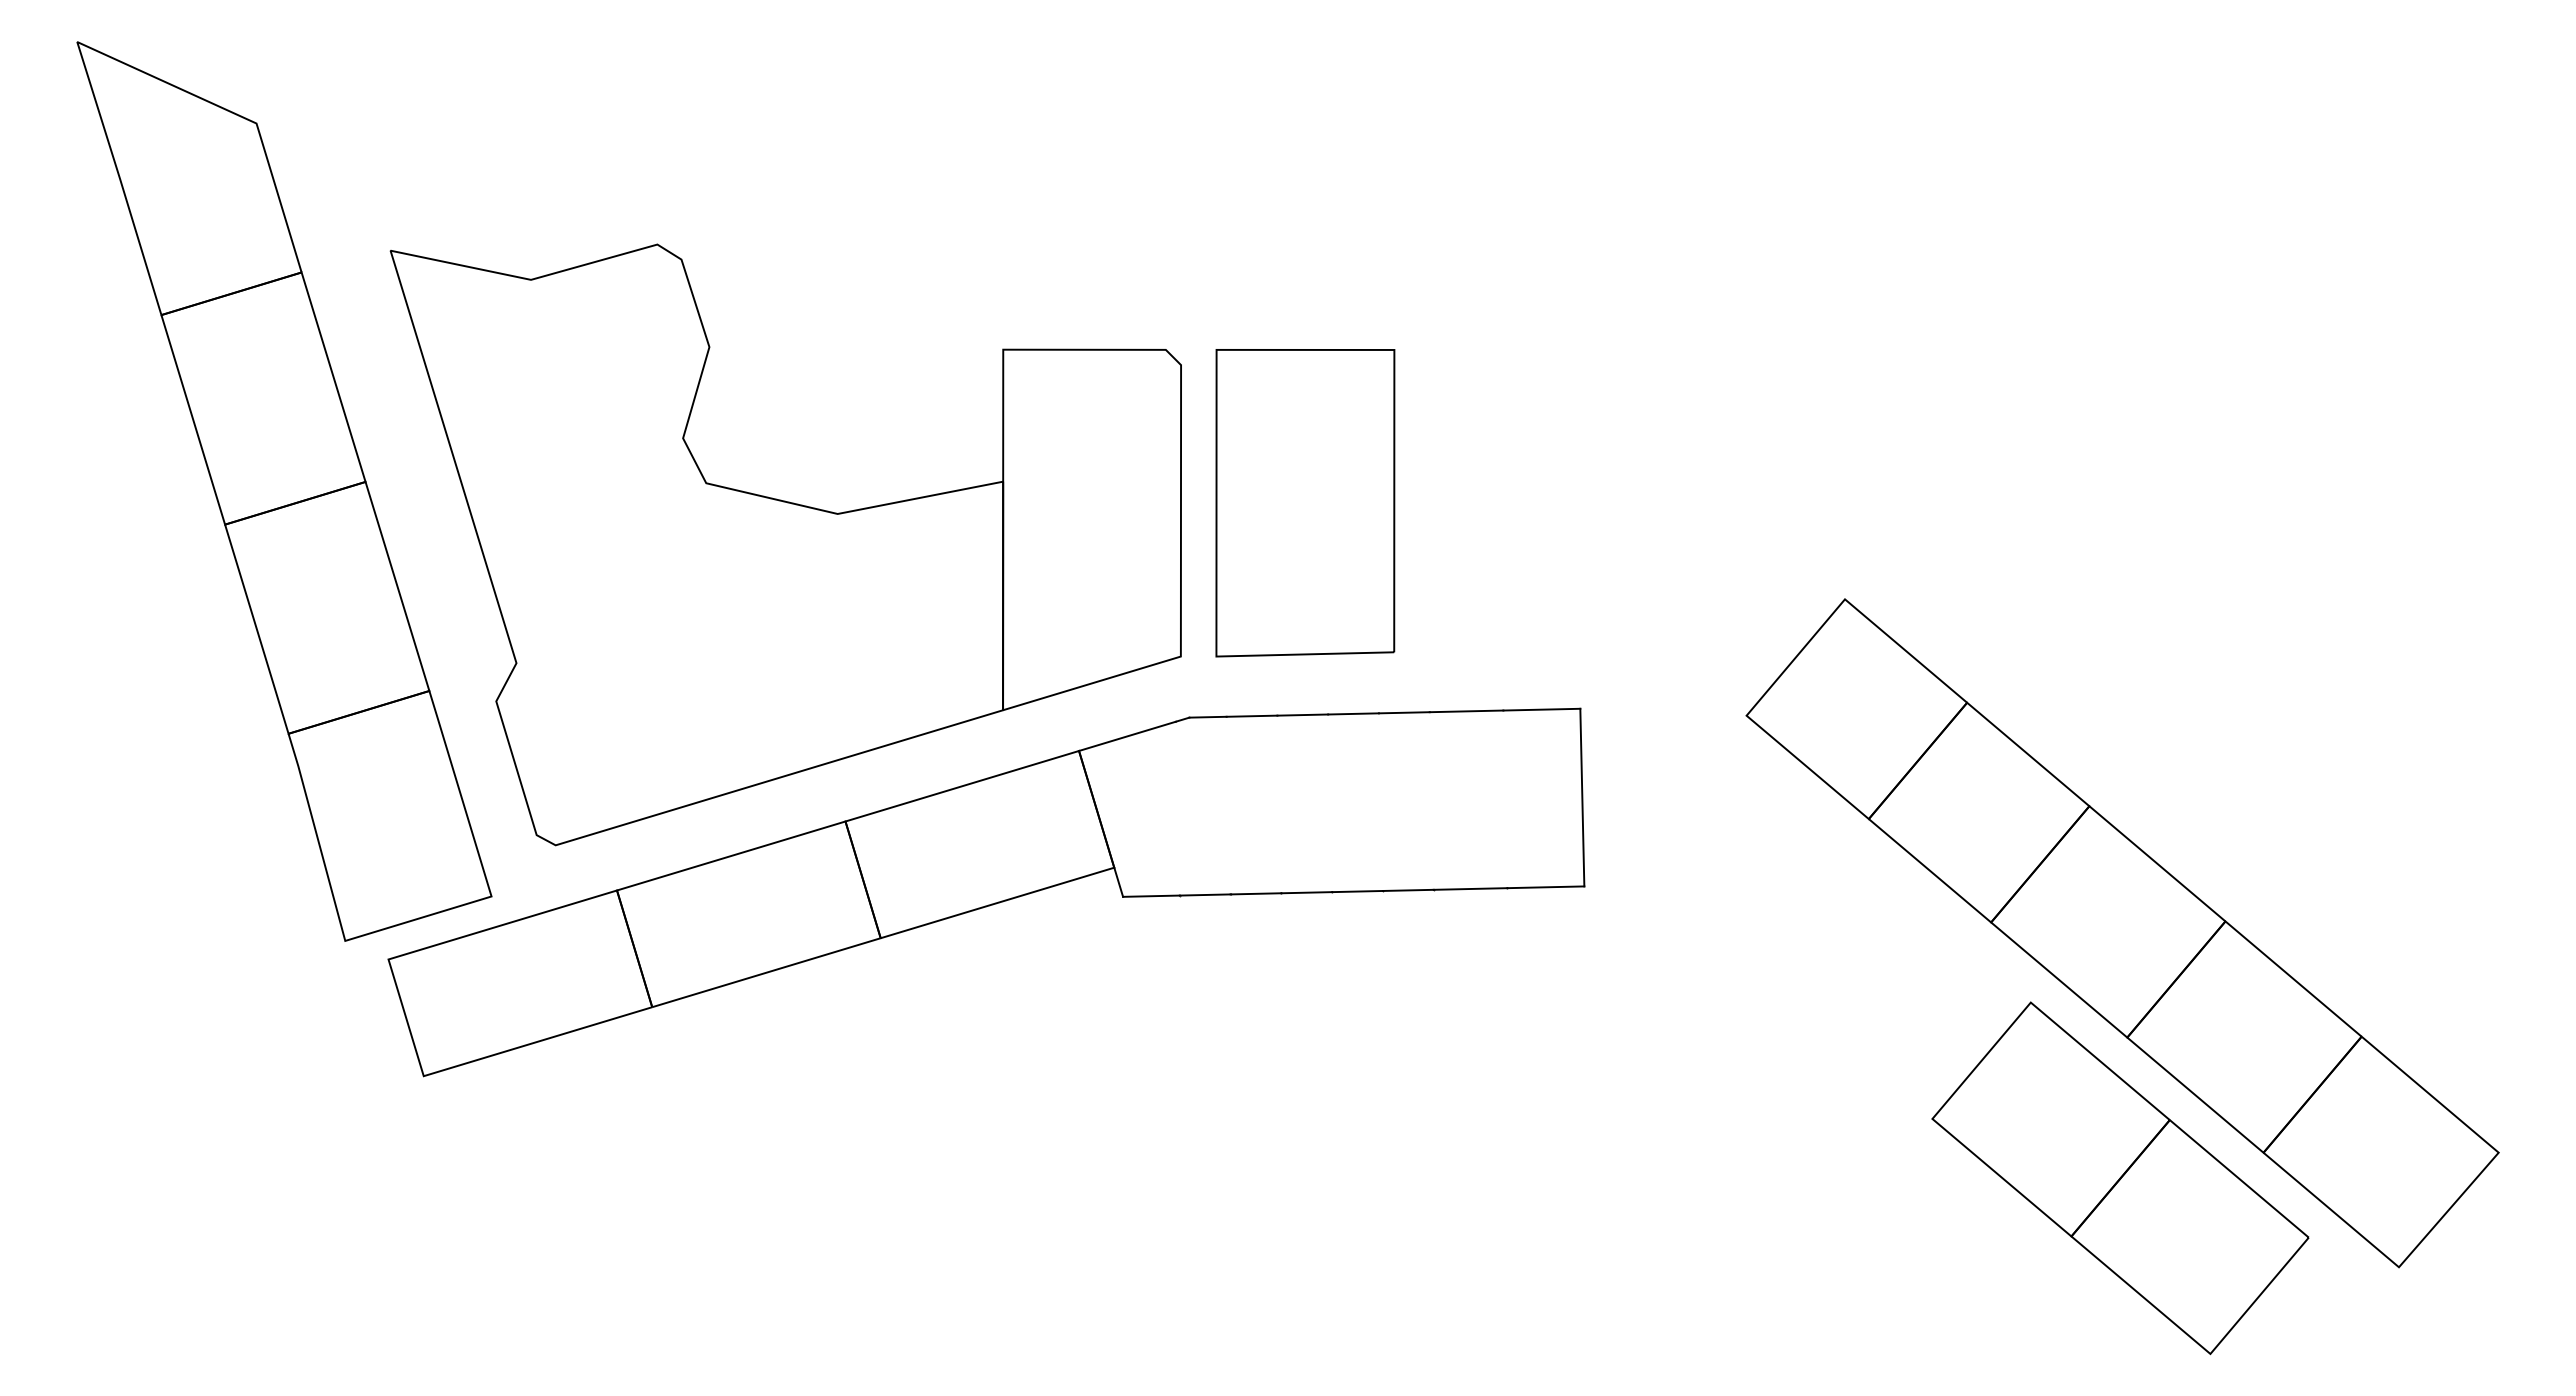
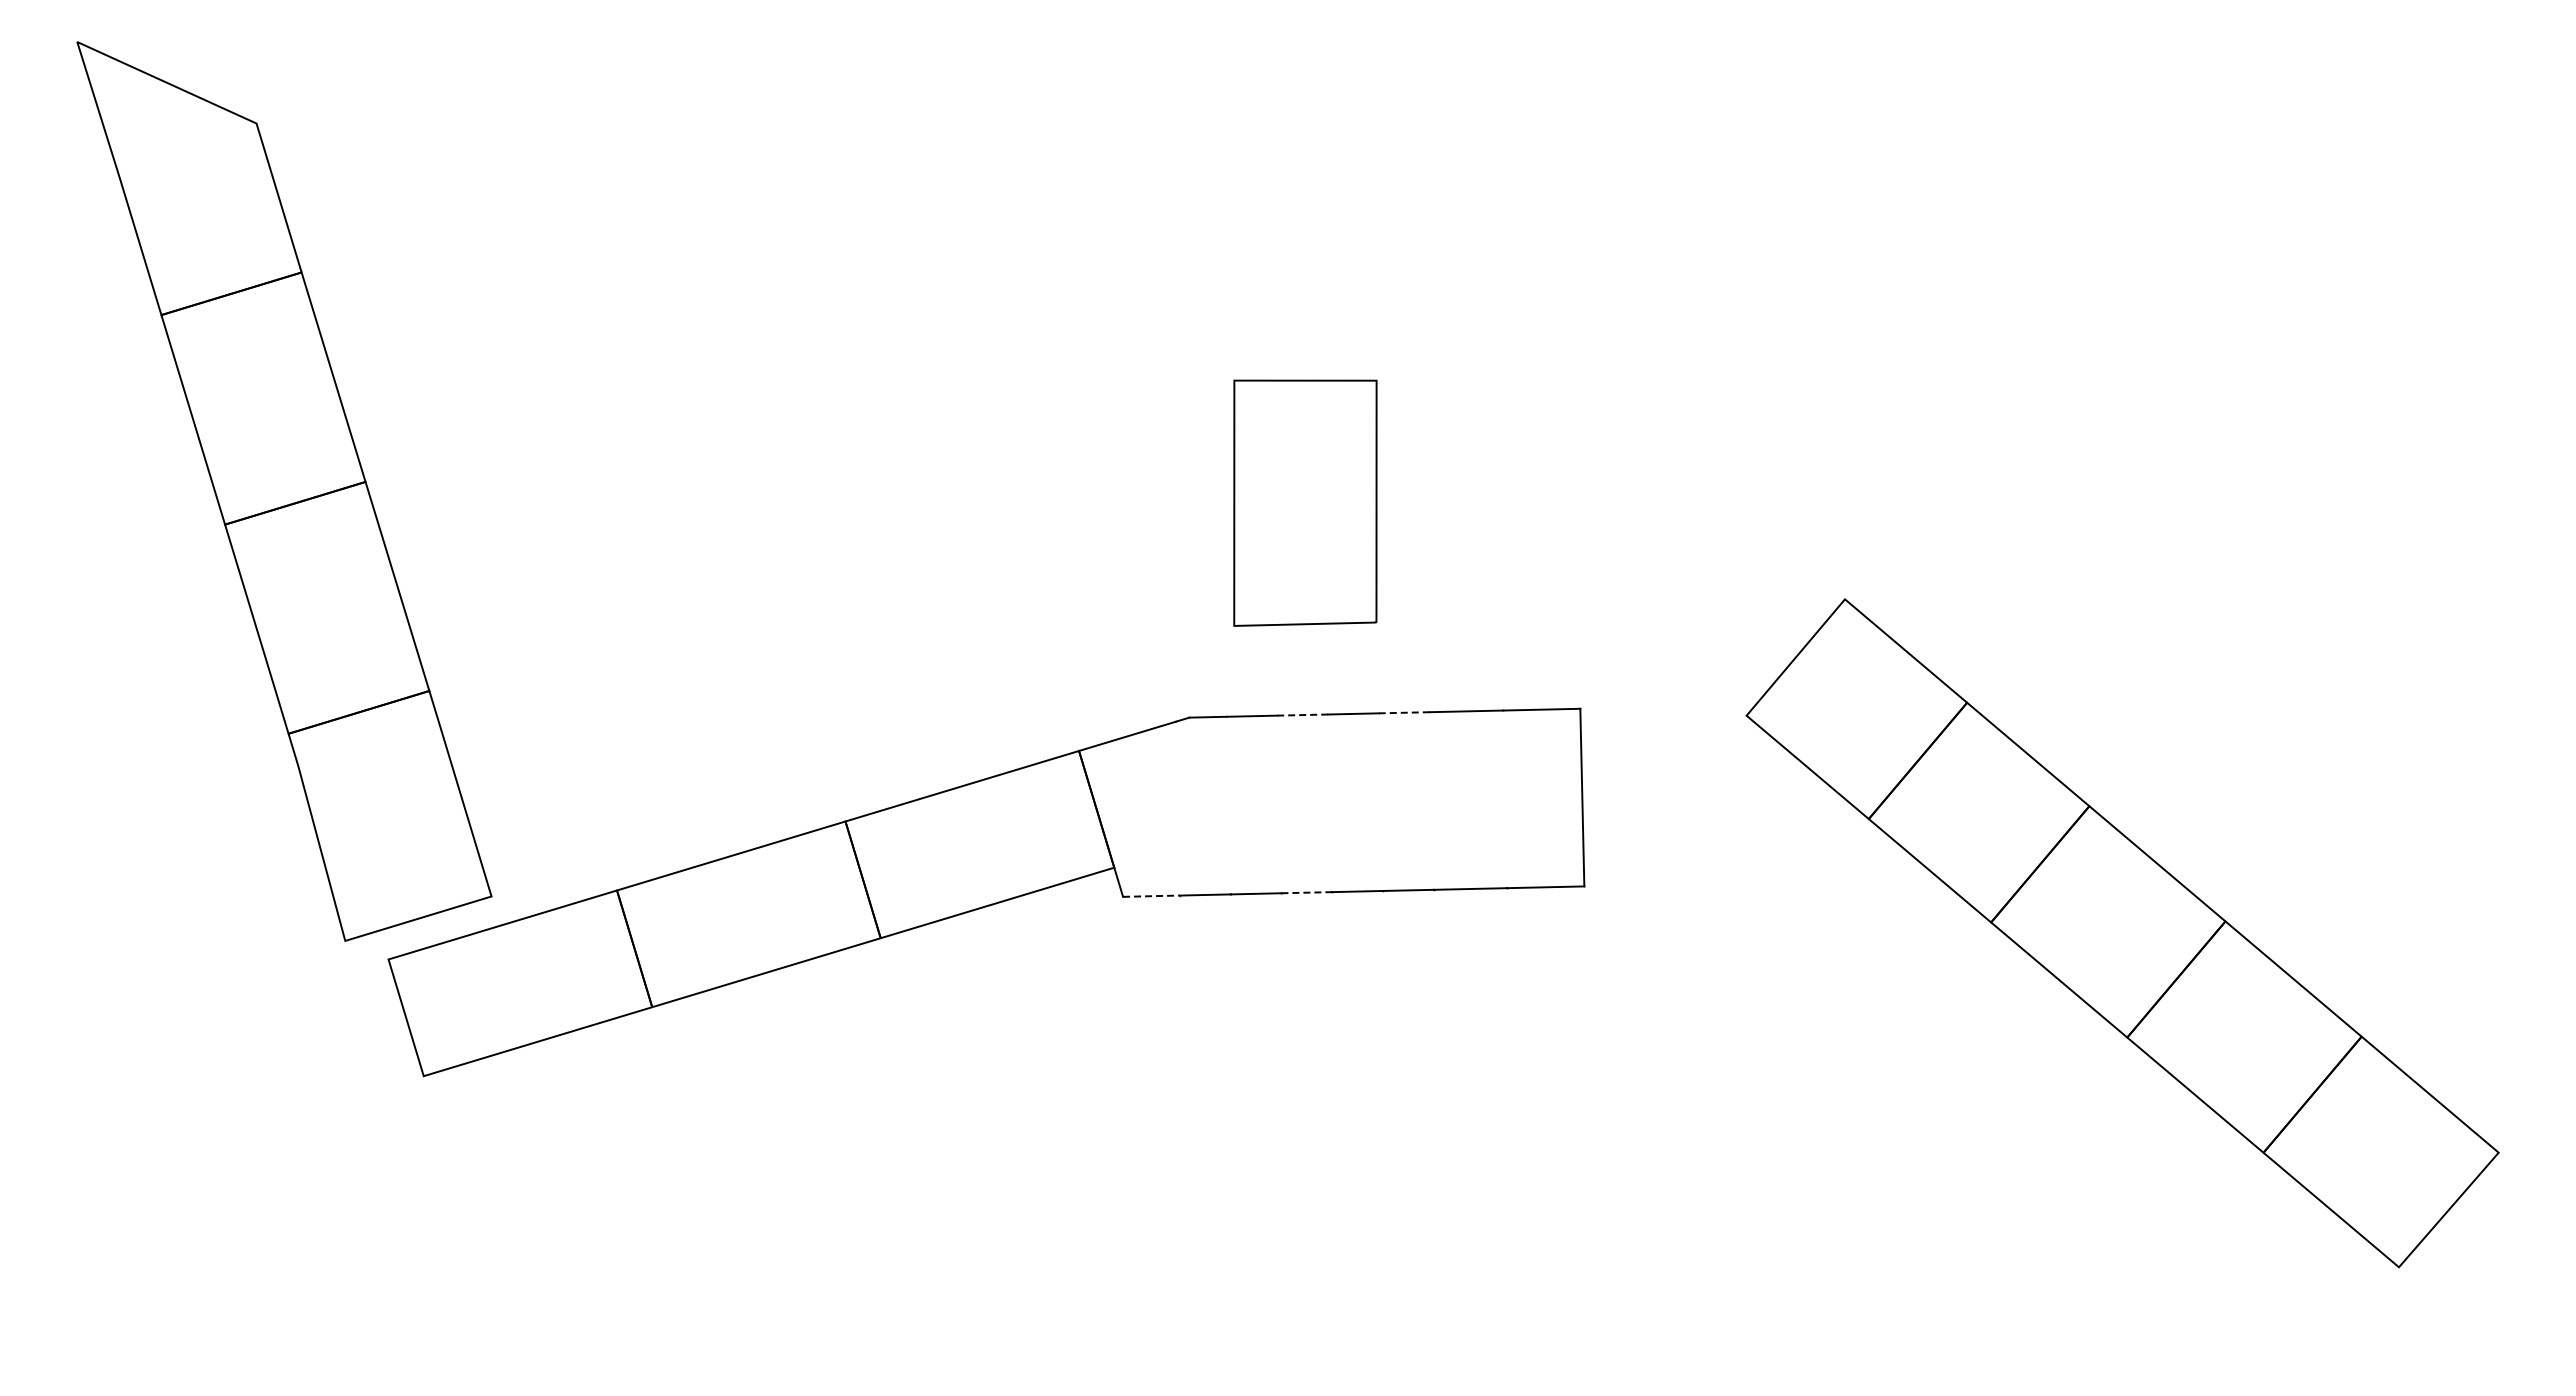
part size: 181x309 px -> 145x248 px (1305, 502)
part: present -> none (785, 544)
line: solid -> dashed (1403, 712)
line: solid -> dashed (1302, 715)
line: solid -> dashed (1307, 892)
line: solid -> dashed (1151, 896)
part: present -> none (2120, 1177)
